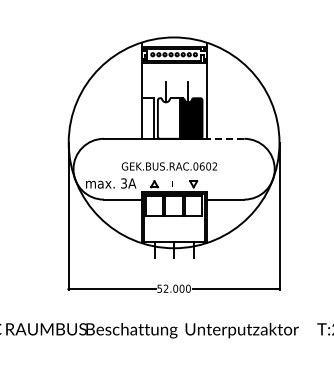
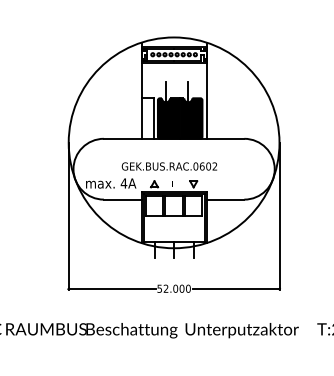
fill: none -> present (168, 118)
line: dashed -> solid (225, 138)
text: 3A -> 4A (123, 183)
